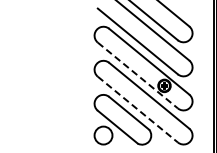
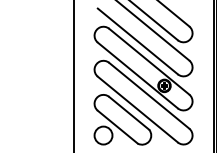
line: none -> present (73, 75)
line: dashed -> solid (137, 75)
line: dashed -> solid (137, 109)
